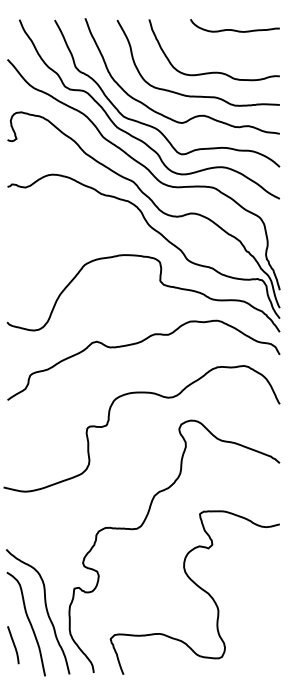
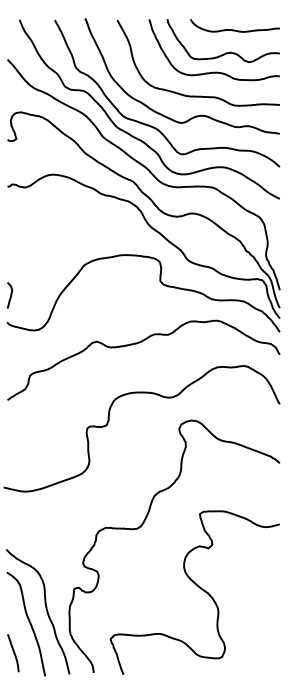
curve: none -> present (225, 52)
curve: none -> present (10, 295)
curve position: (13, 645) -> (13, 653) (13, 653)
